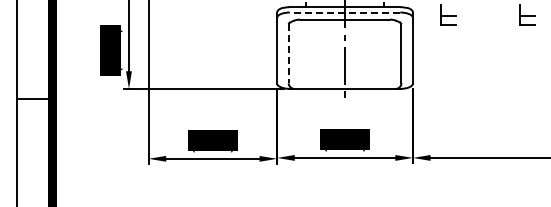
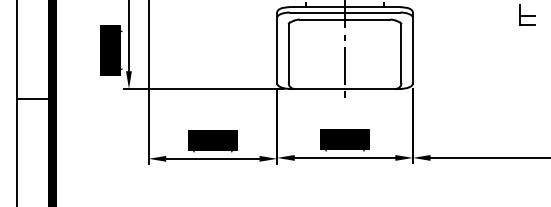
line: dashed -> solid (344, 12)
part: present -> none (448, 14)
line: dashed -> solid (288, 53)
